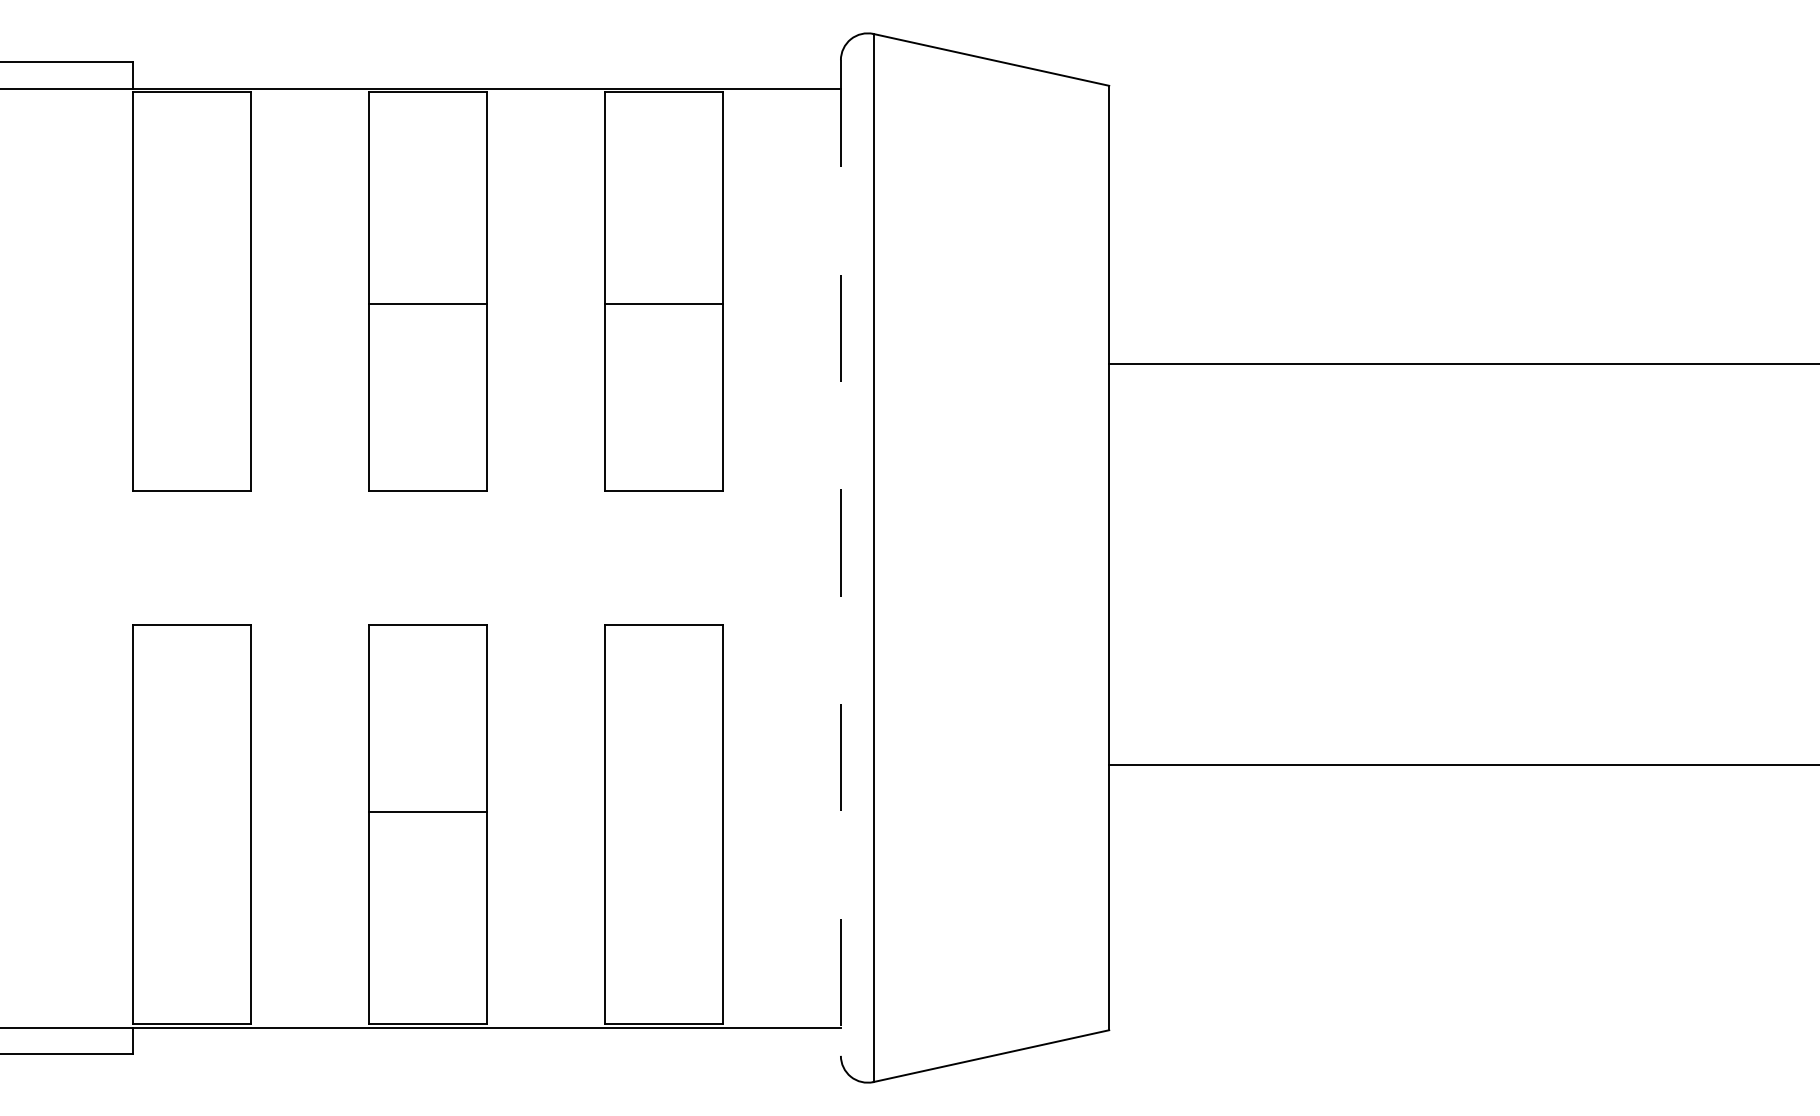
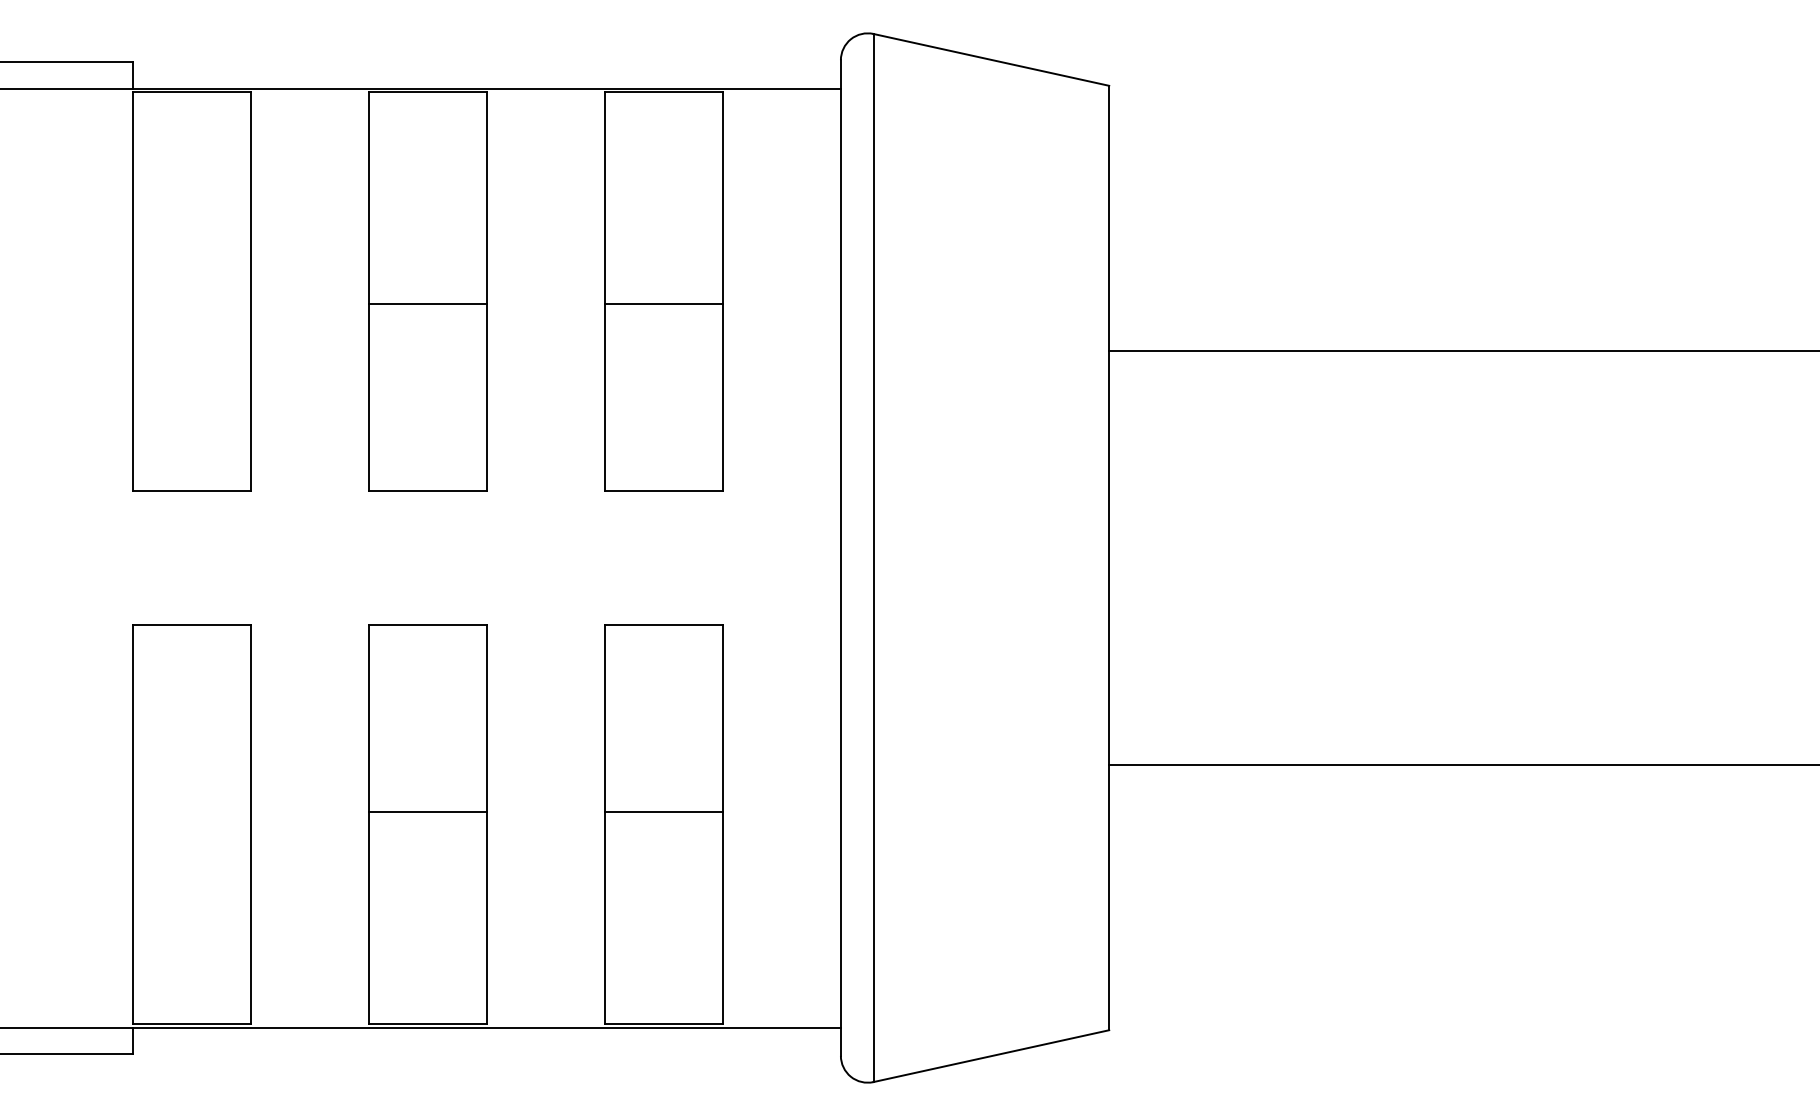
line position: (1462, 364) -> (1462, 351) (1462, 351)
line: dashed -> solid (840, 558)
line: none -> present (663, 811)
